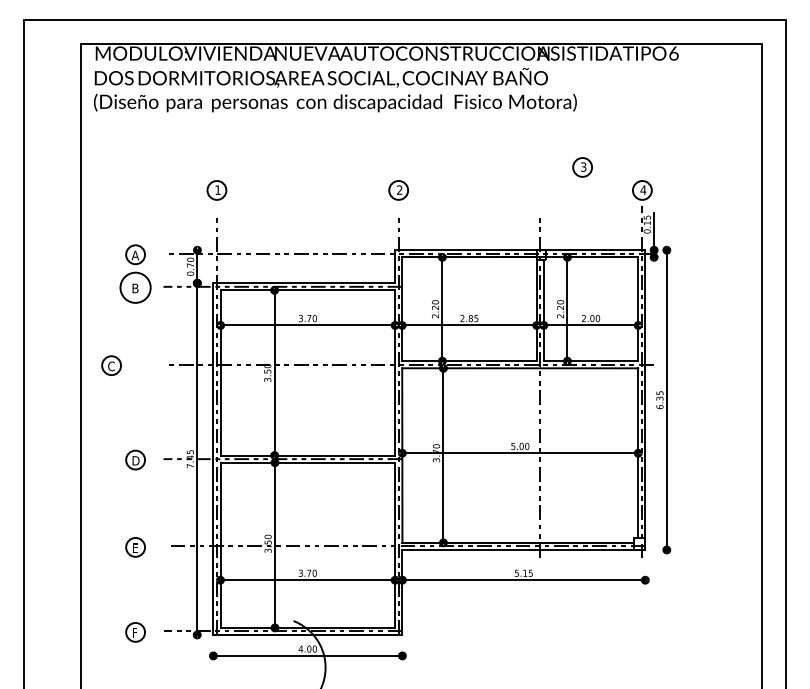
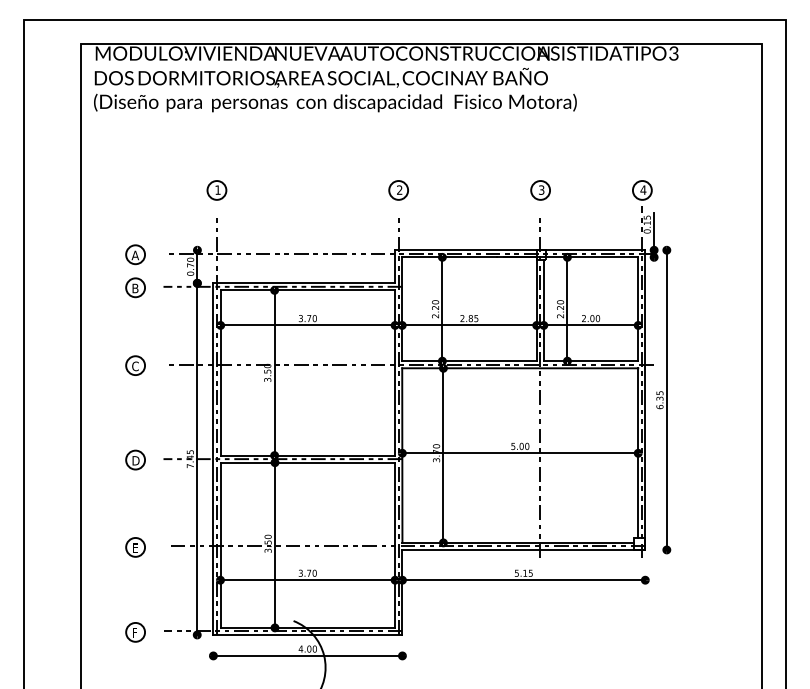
text: 6 -> 3 (673, 53)
part position: (582, 167) -> (540, 190) (540, 190)
circle diameter: 30 px -> 19 px (135, 287)
part position: (111, 365) -> (135, 365) (135, 365)
